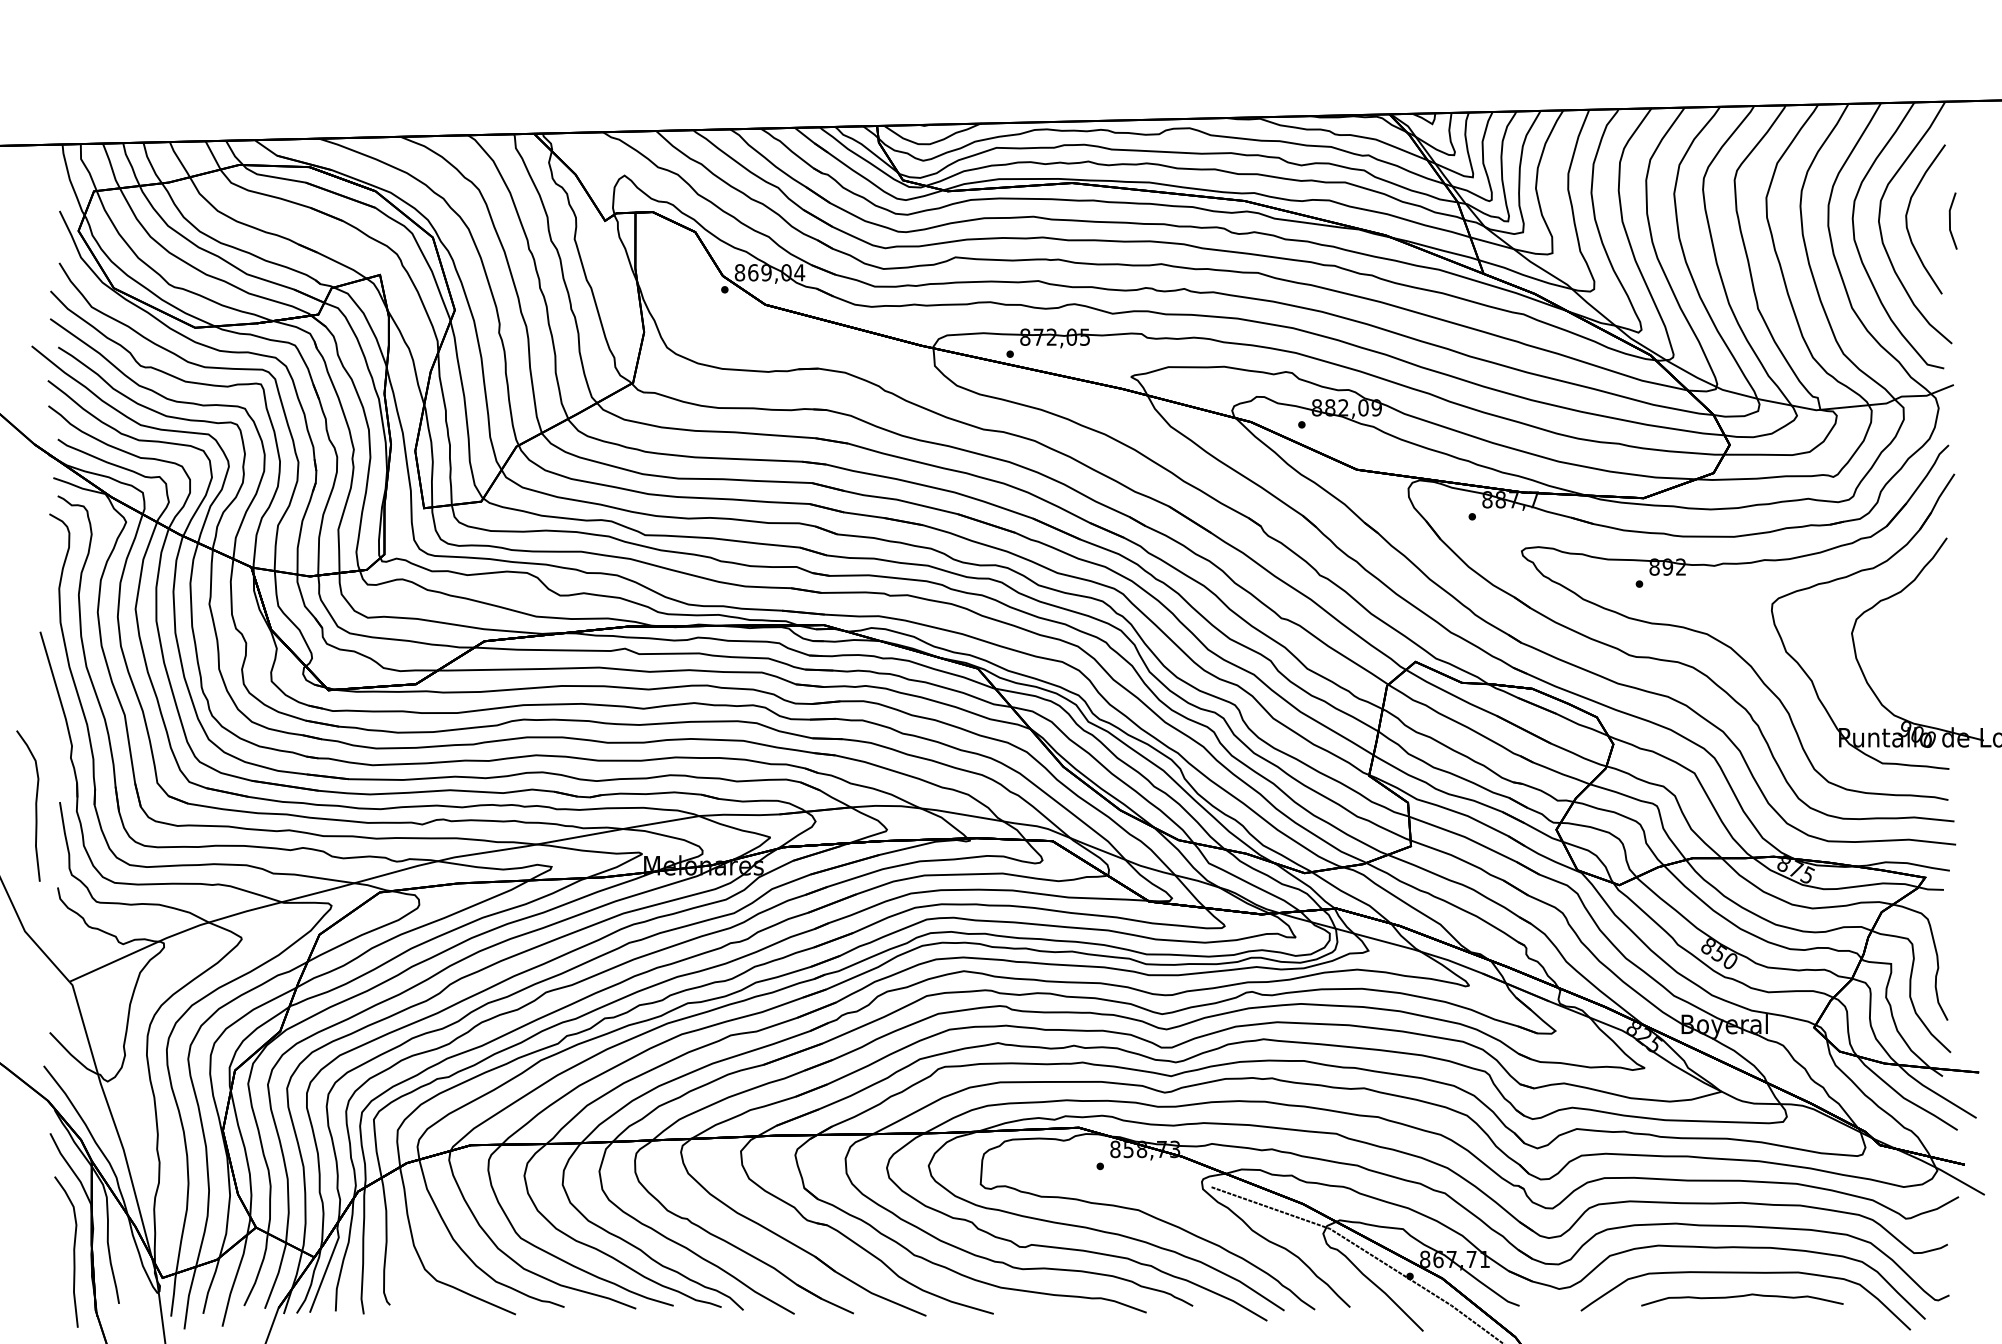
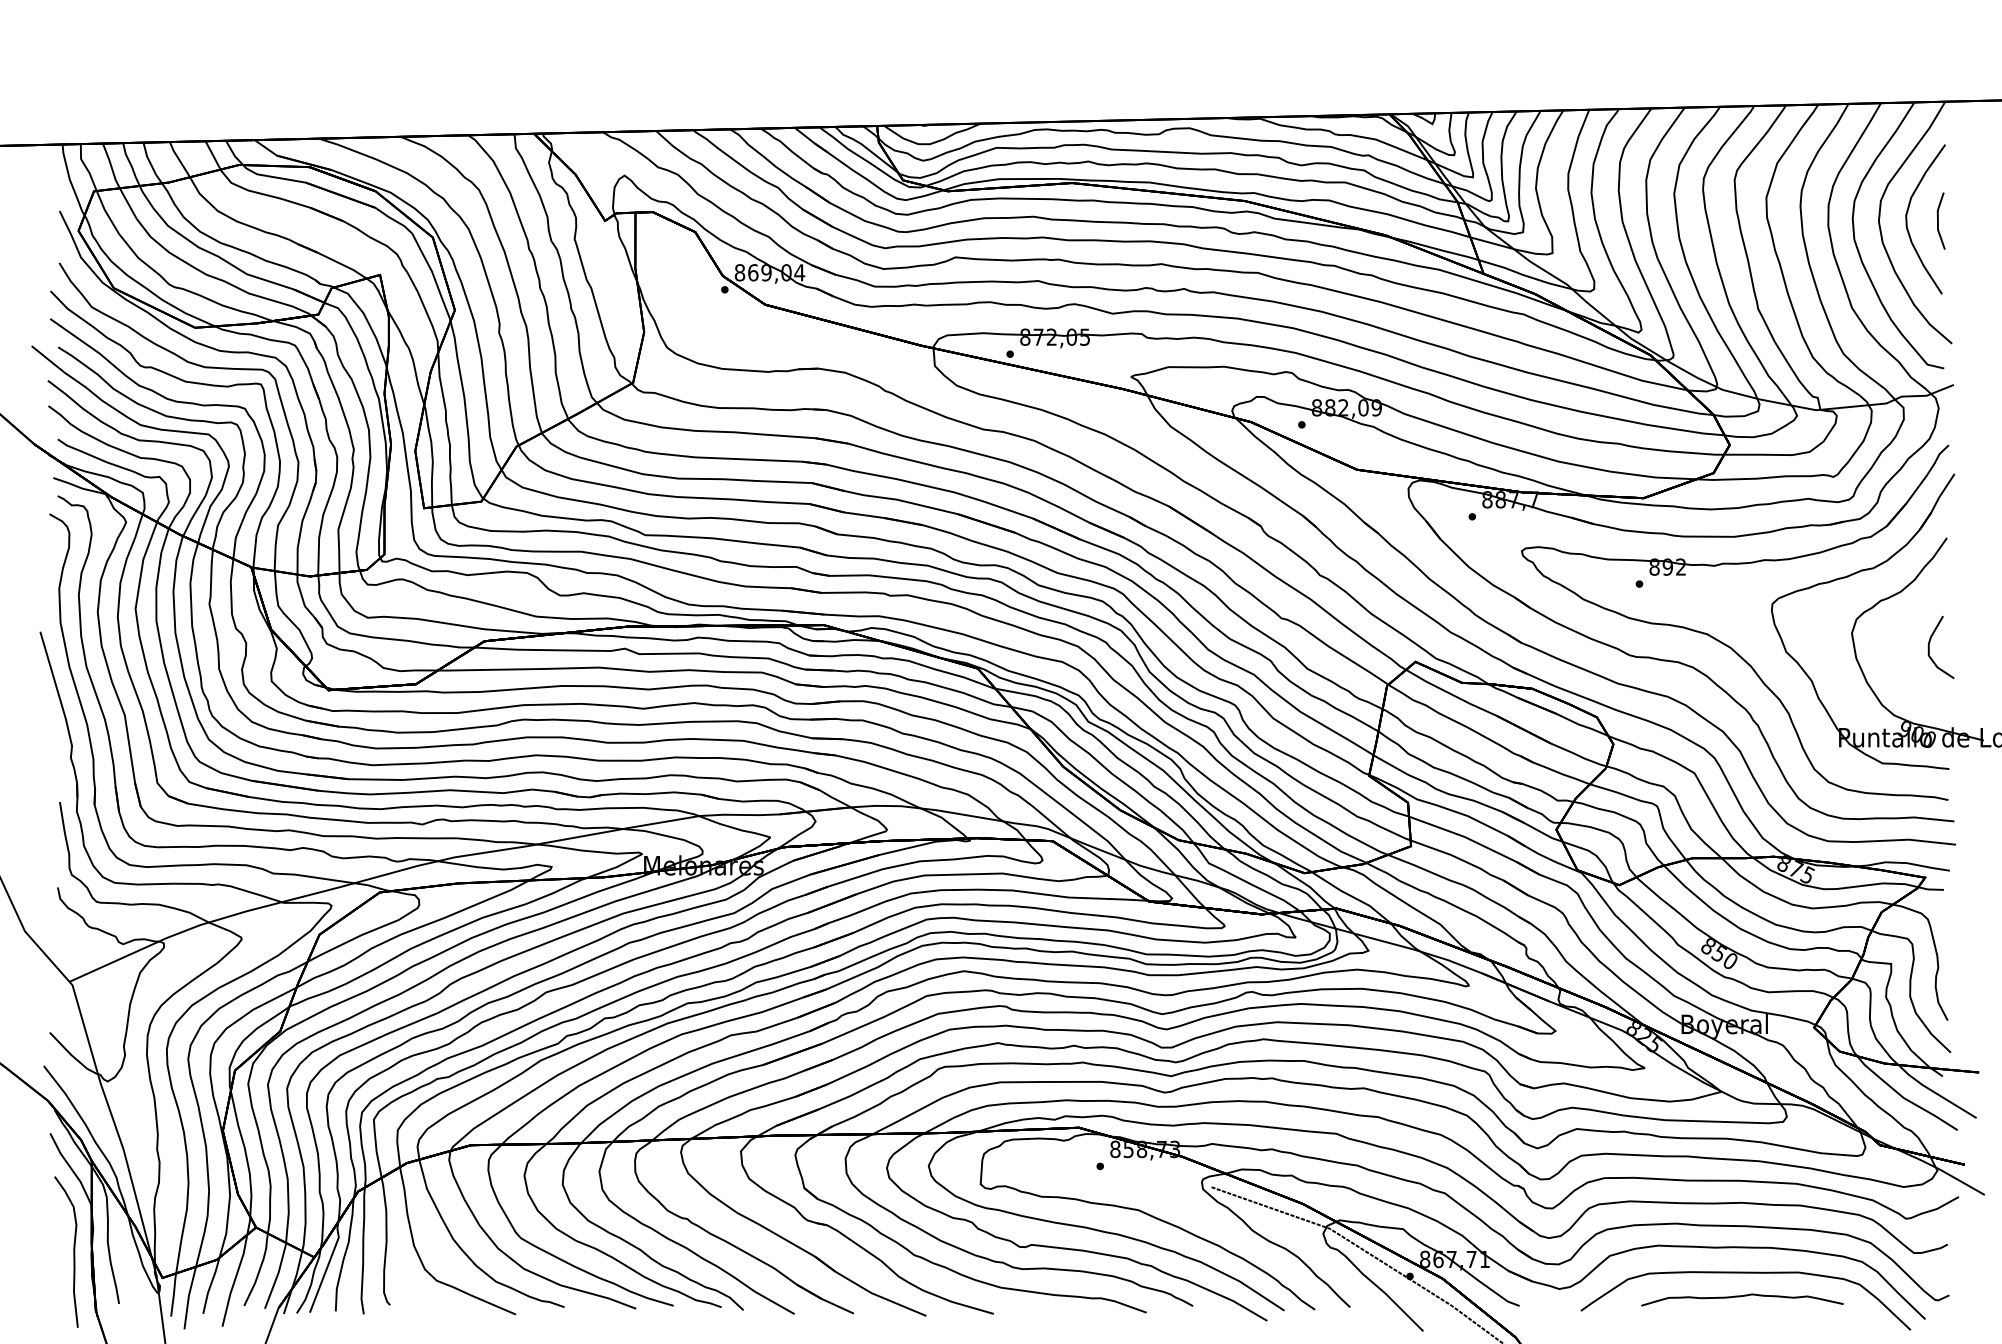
line position: (1950, 220) -> (1938, 220) (1938, 220)
curve: none -> present (1930, 642)
curve: present -> none (35, 805)
